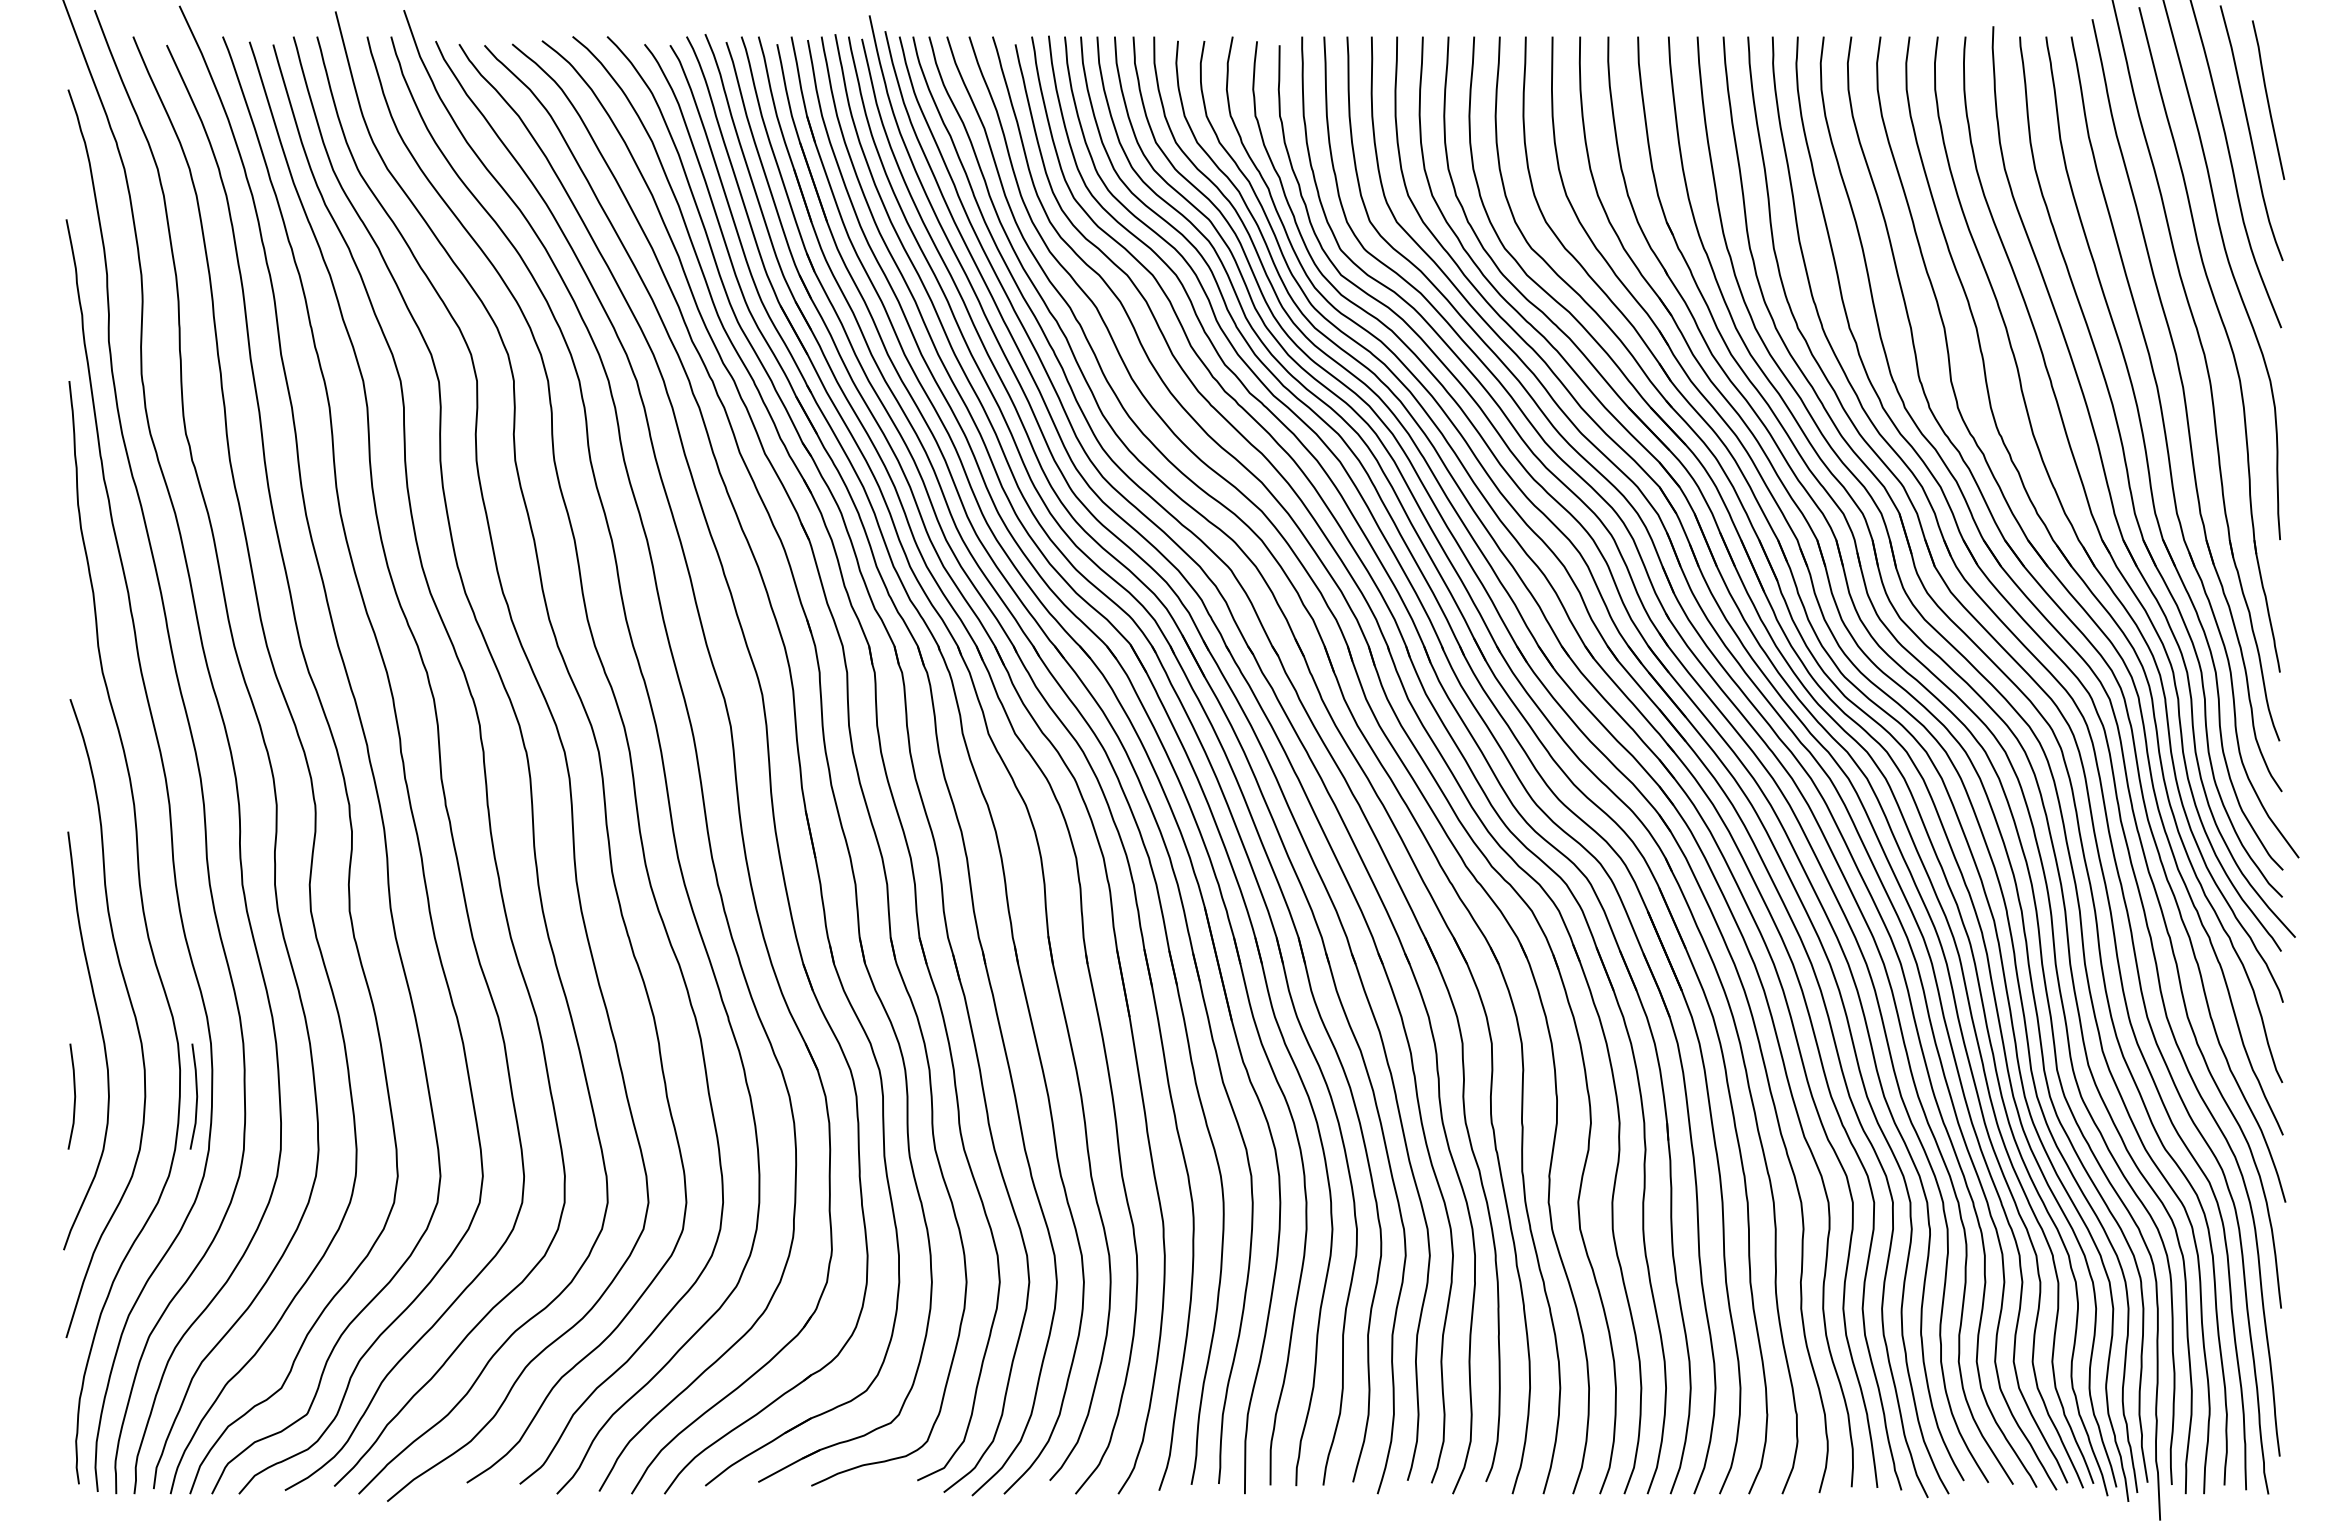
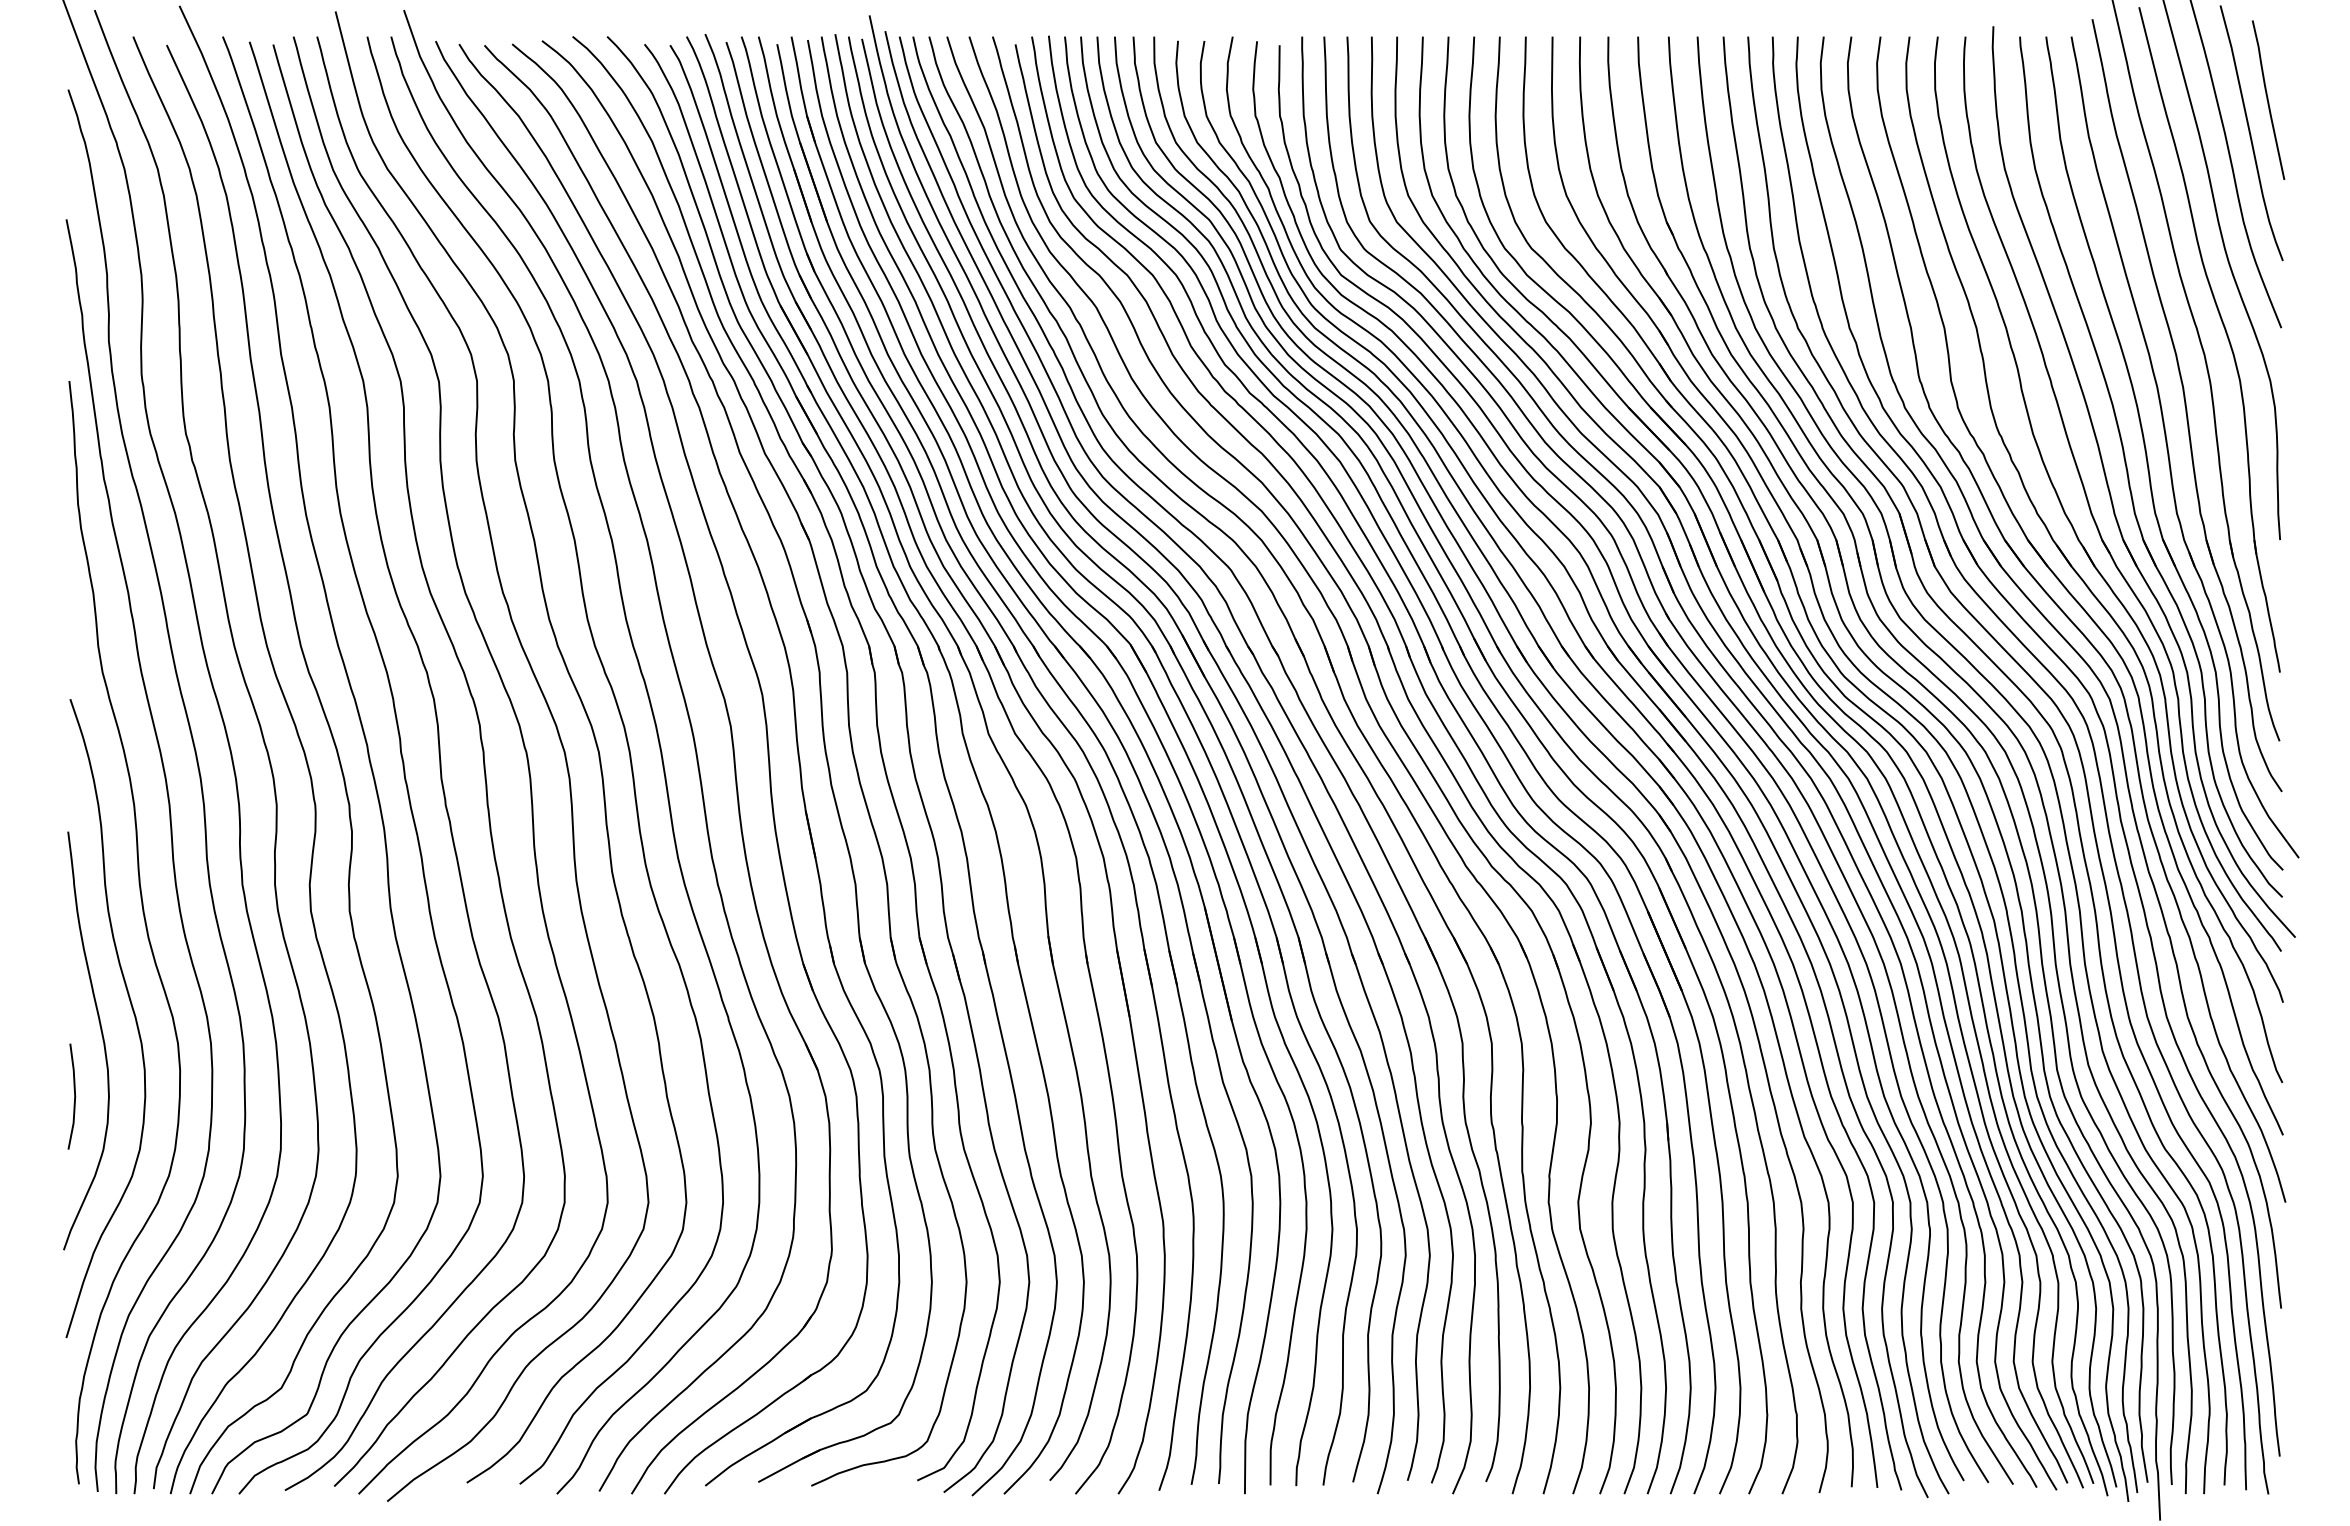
line: present -> none (196, 1096)
